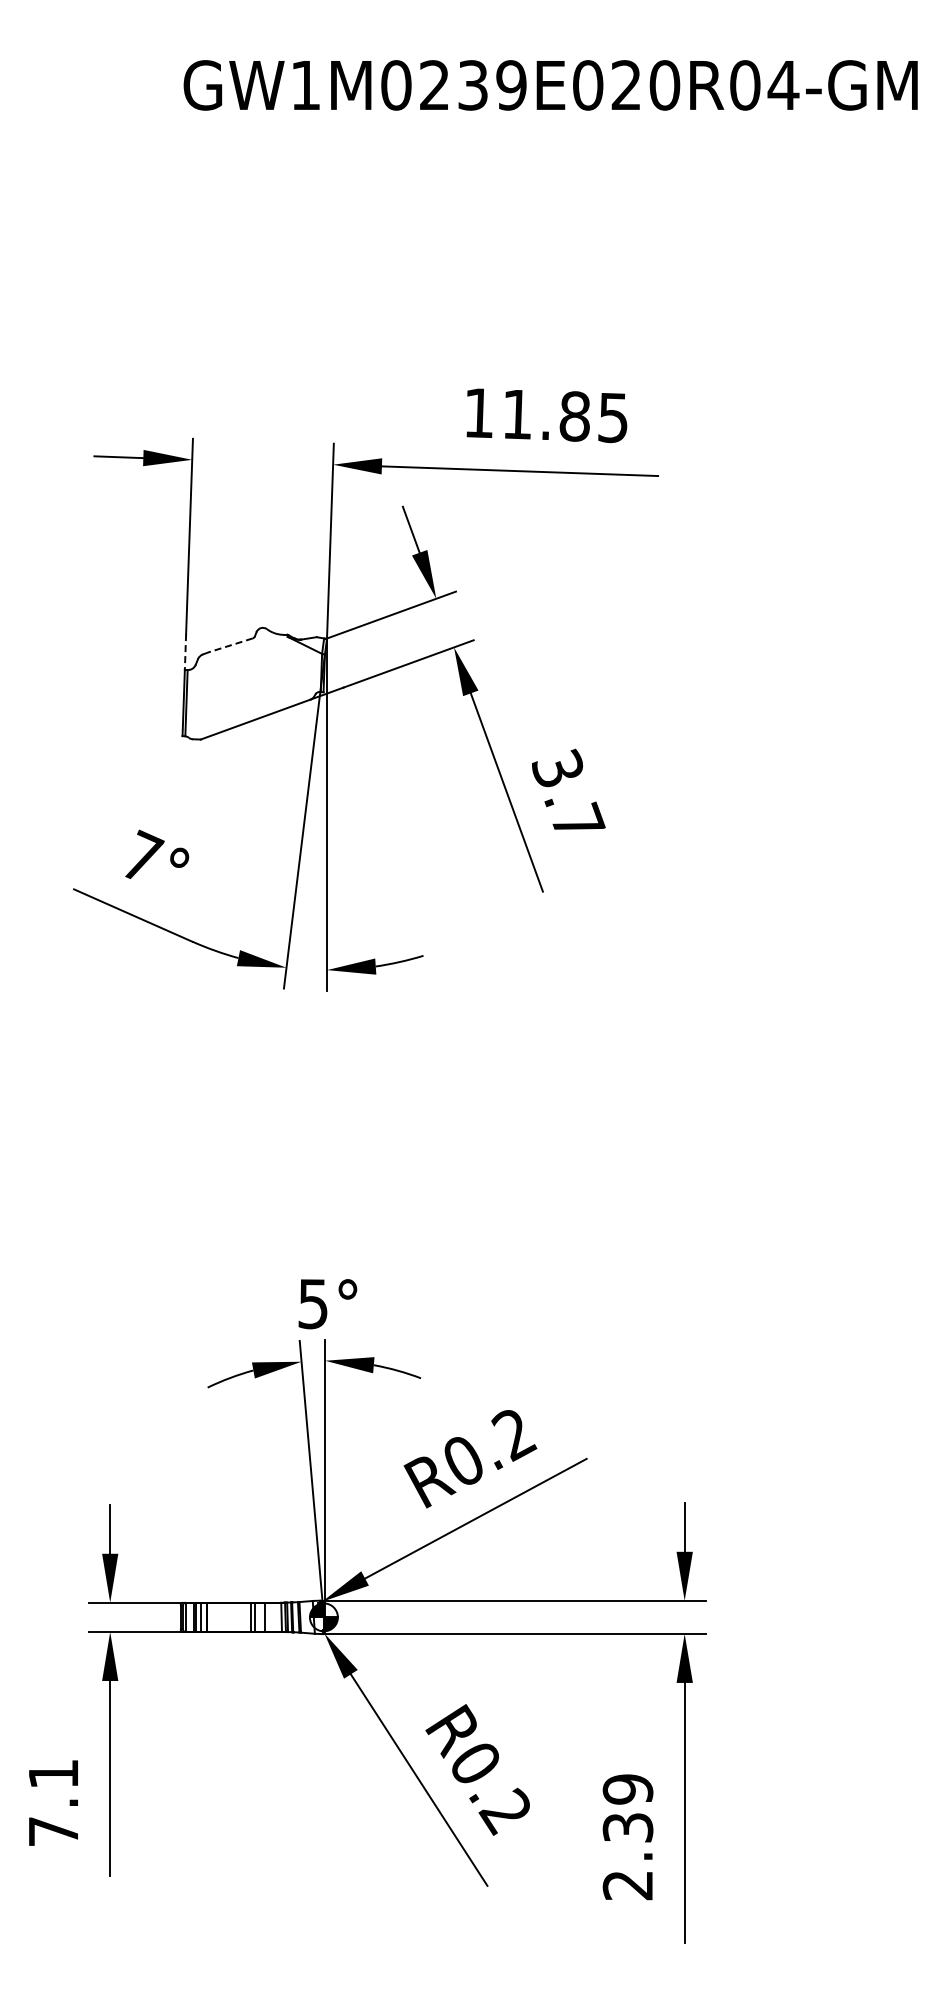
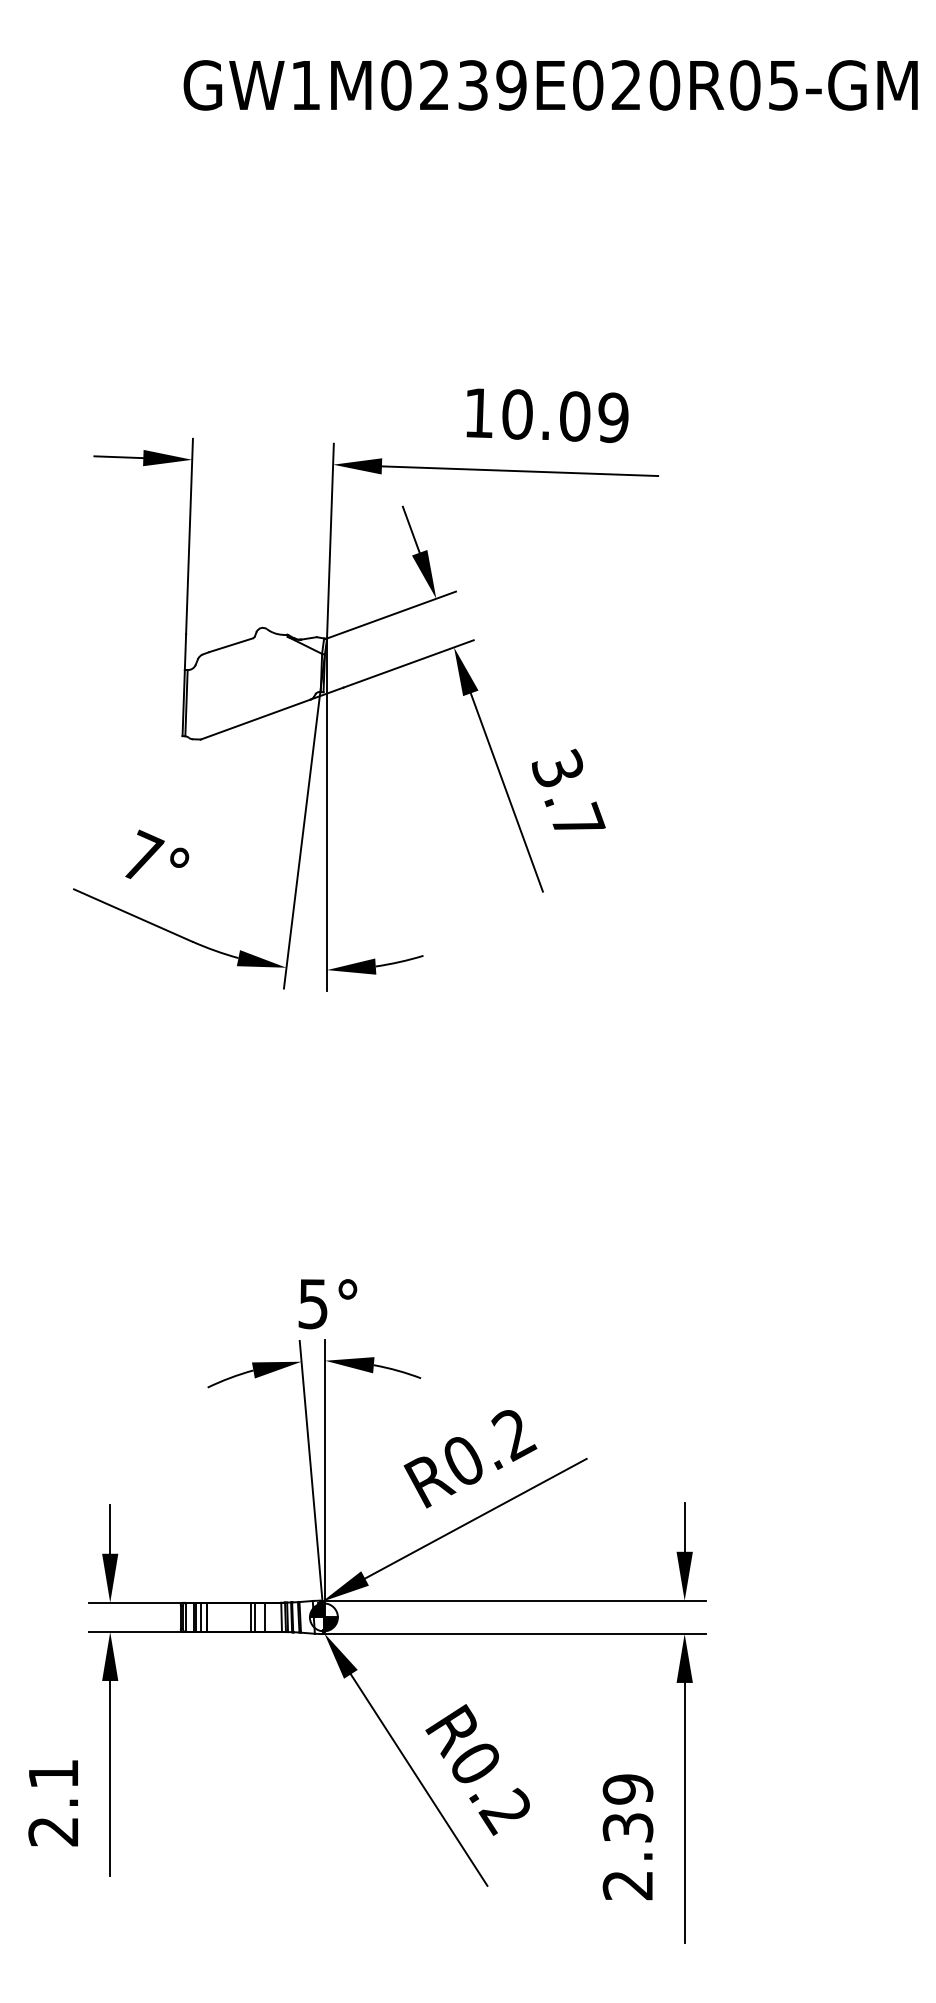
text: GW1M0239E020R04-GM -> GW1M0239E020R05-GM (783, 85)
text: 11.85 -> 10.09 (565, 415)
line: dashed -> solid (231, 645)
line: dashed -> solid (185, 652)
text: 7.1 -> 2.1 (52, 1831)
